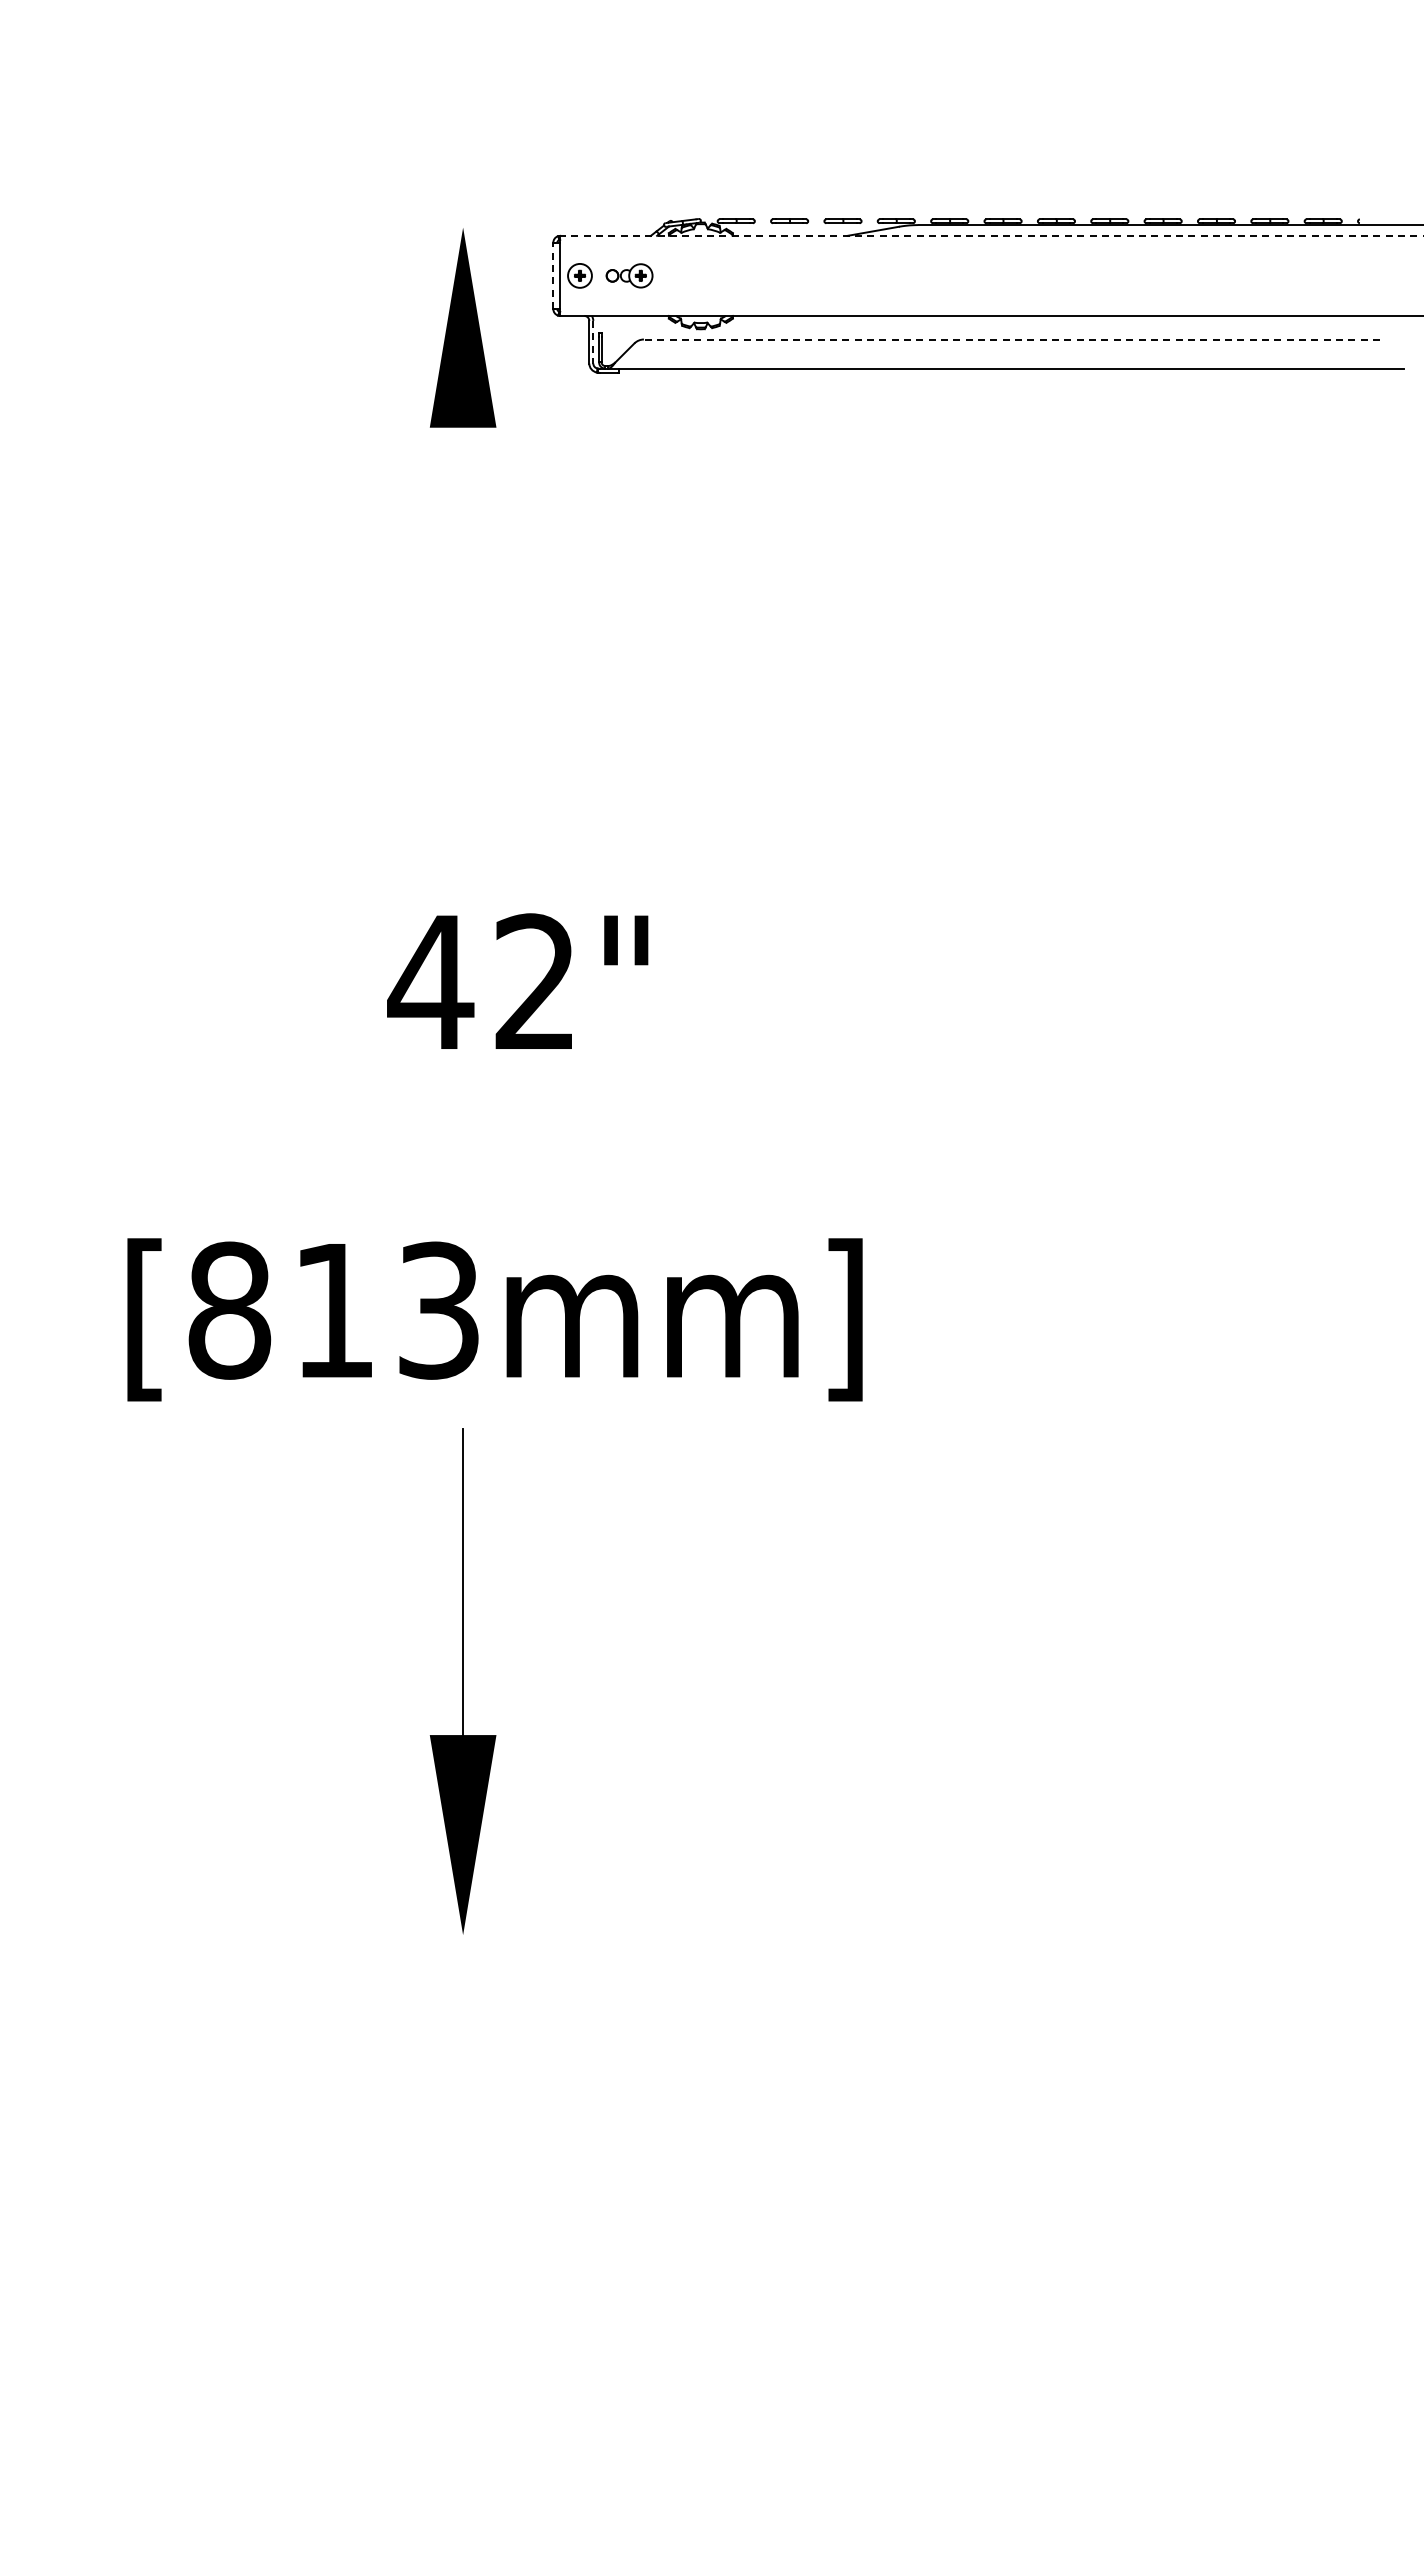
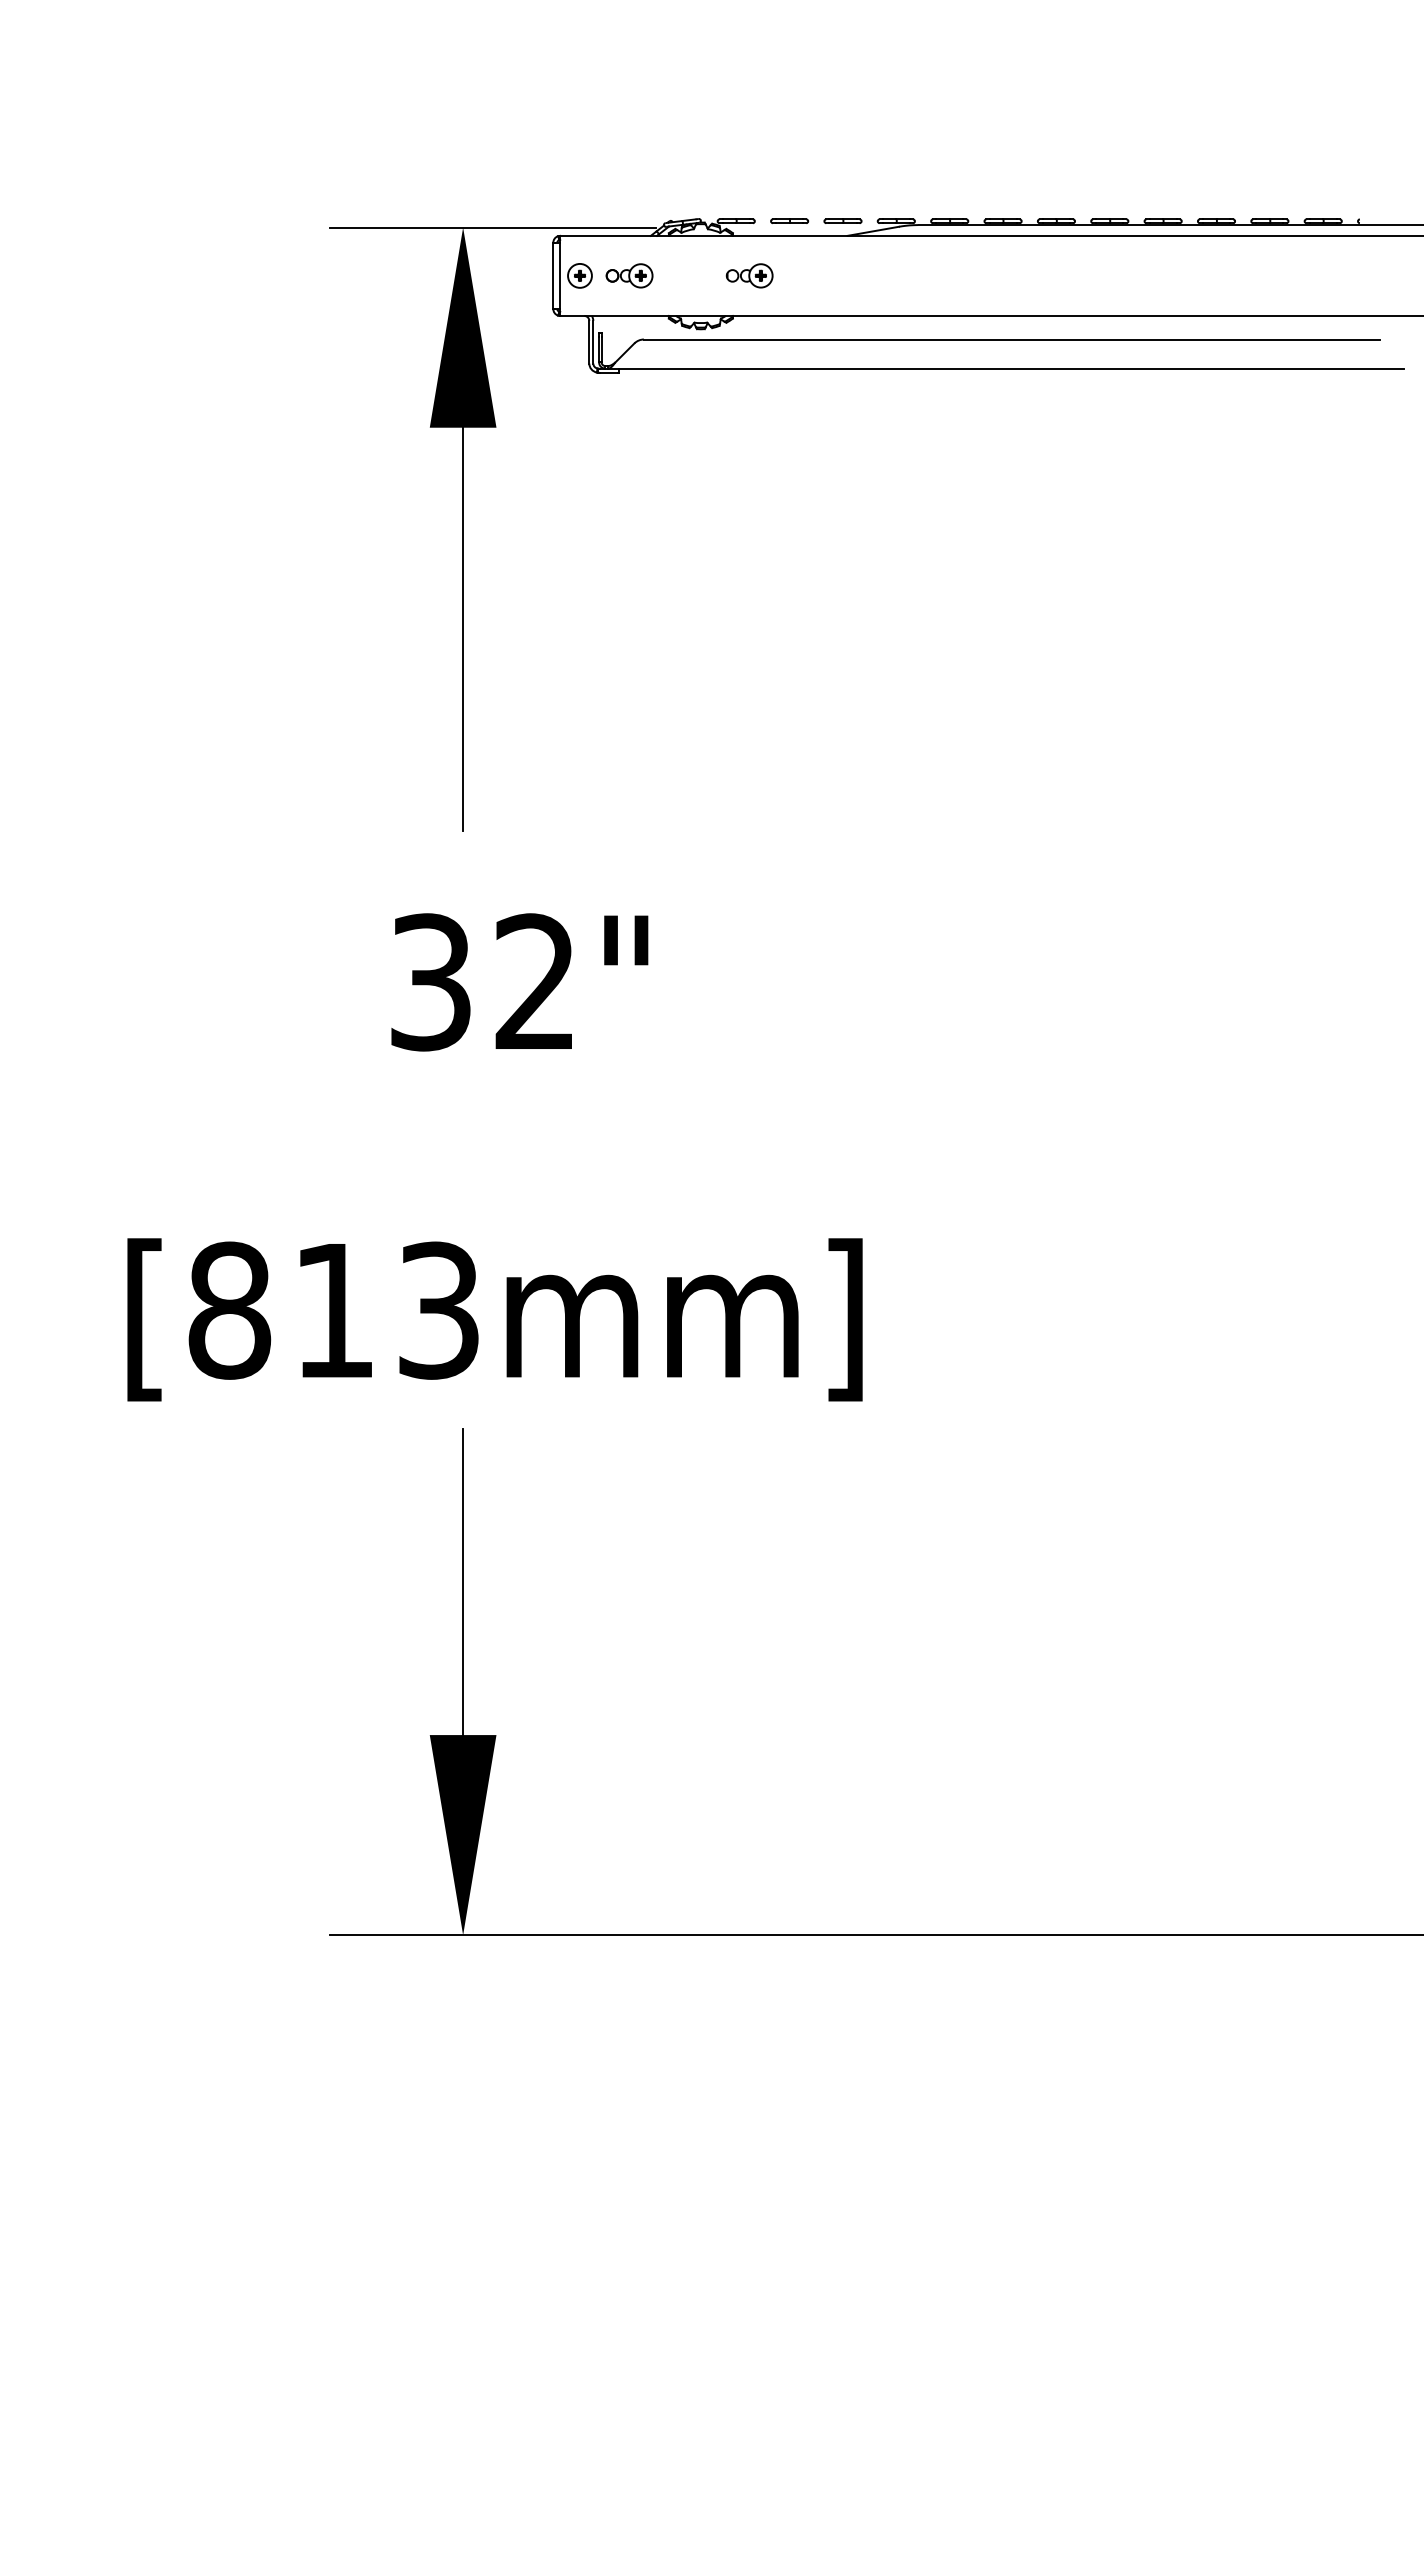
line: none -> present (492, 227)
line: dashed -> solid (991, 235)
line: dashed -> solid (553, 275)
part: none -> present (749, 275)
line: dashed -> solid (1011, 339)
line: dashed -> solid (593, 342)
line: none -> present (463, 586)
text: 42" -> 32" (430, 982)
line: none -> present (874, 1935)
